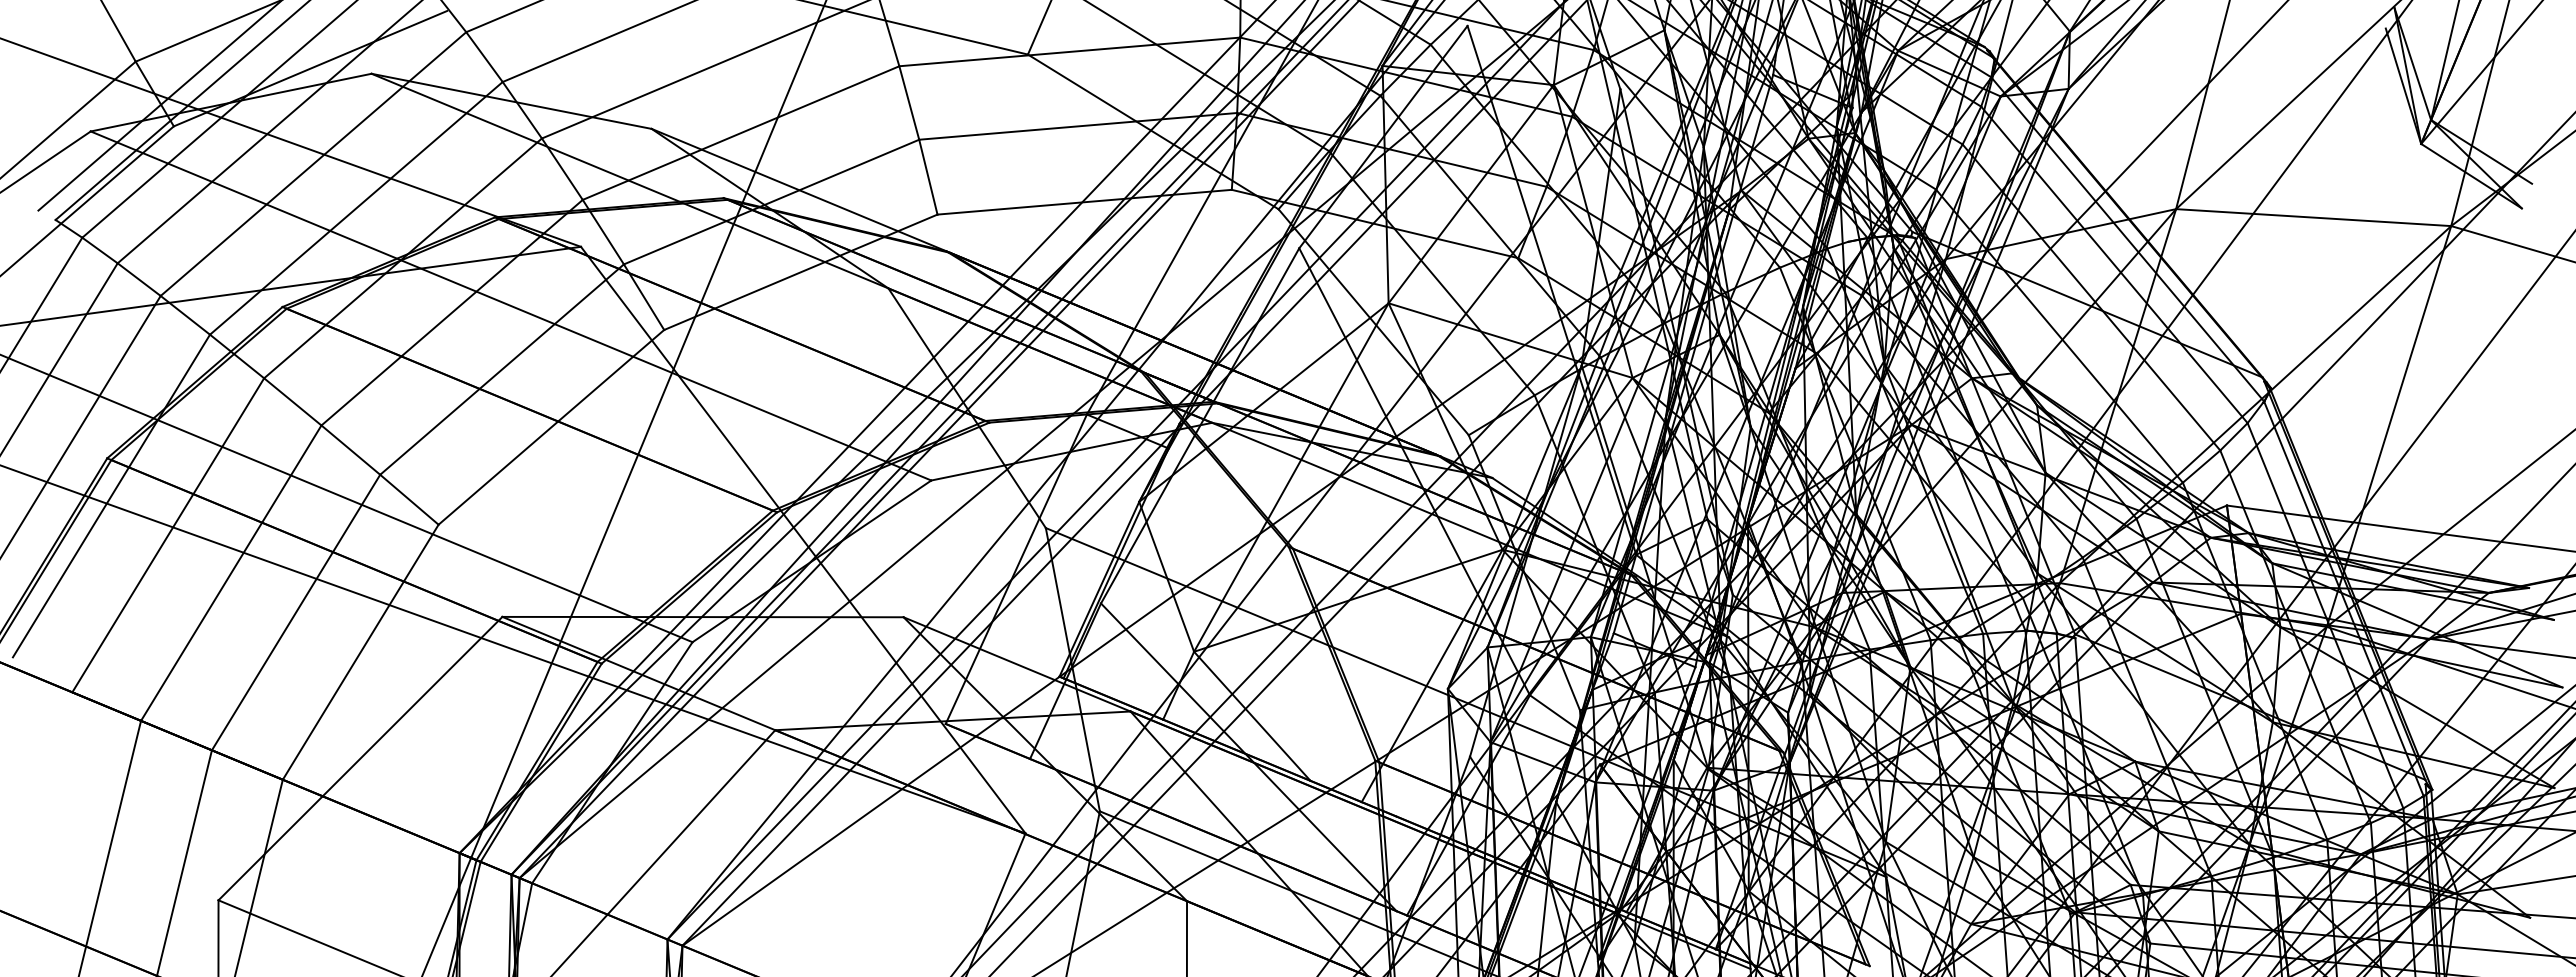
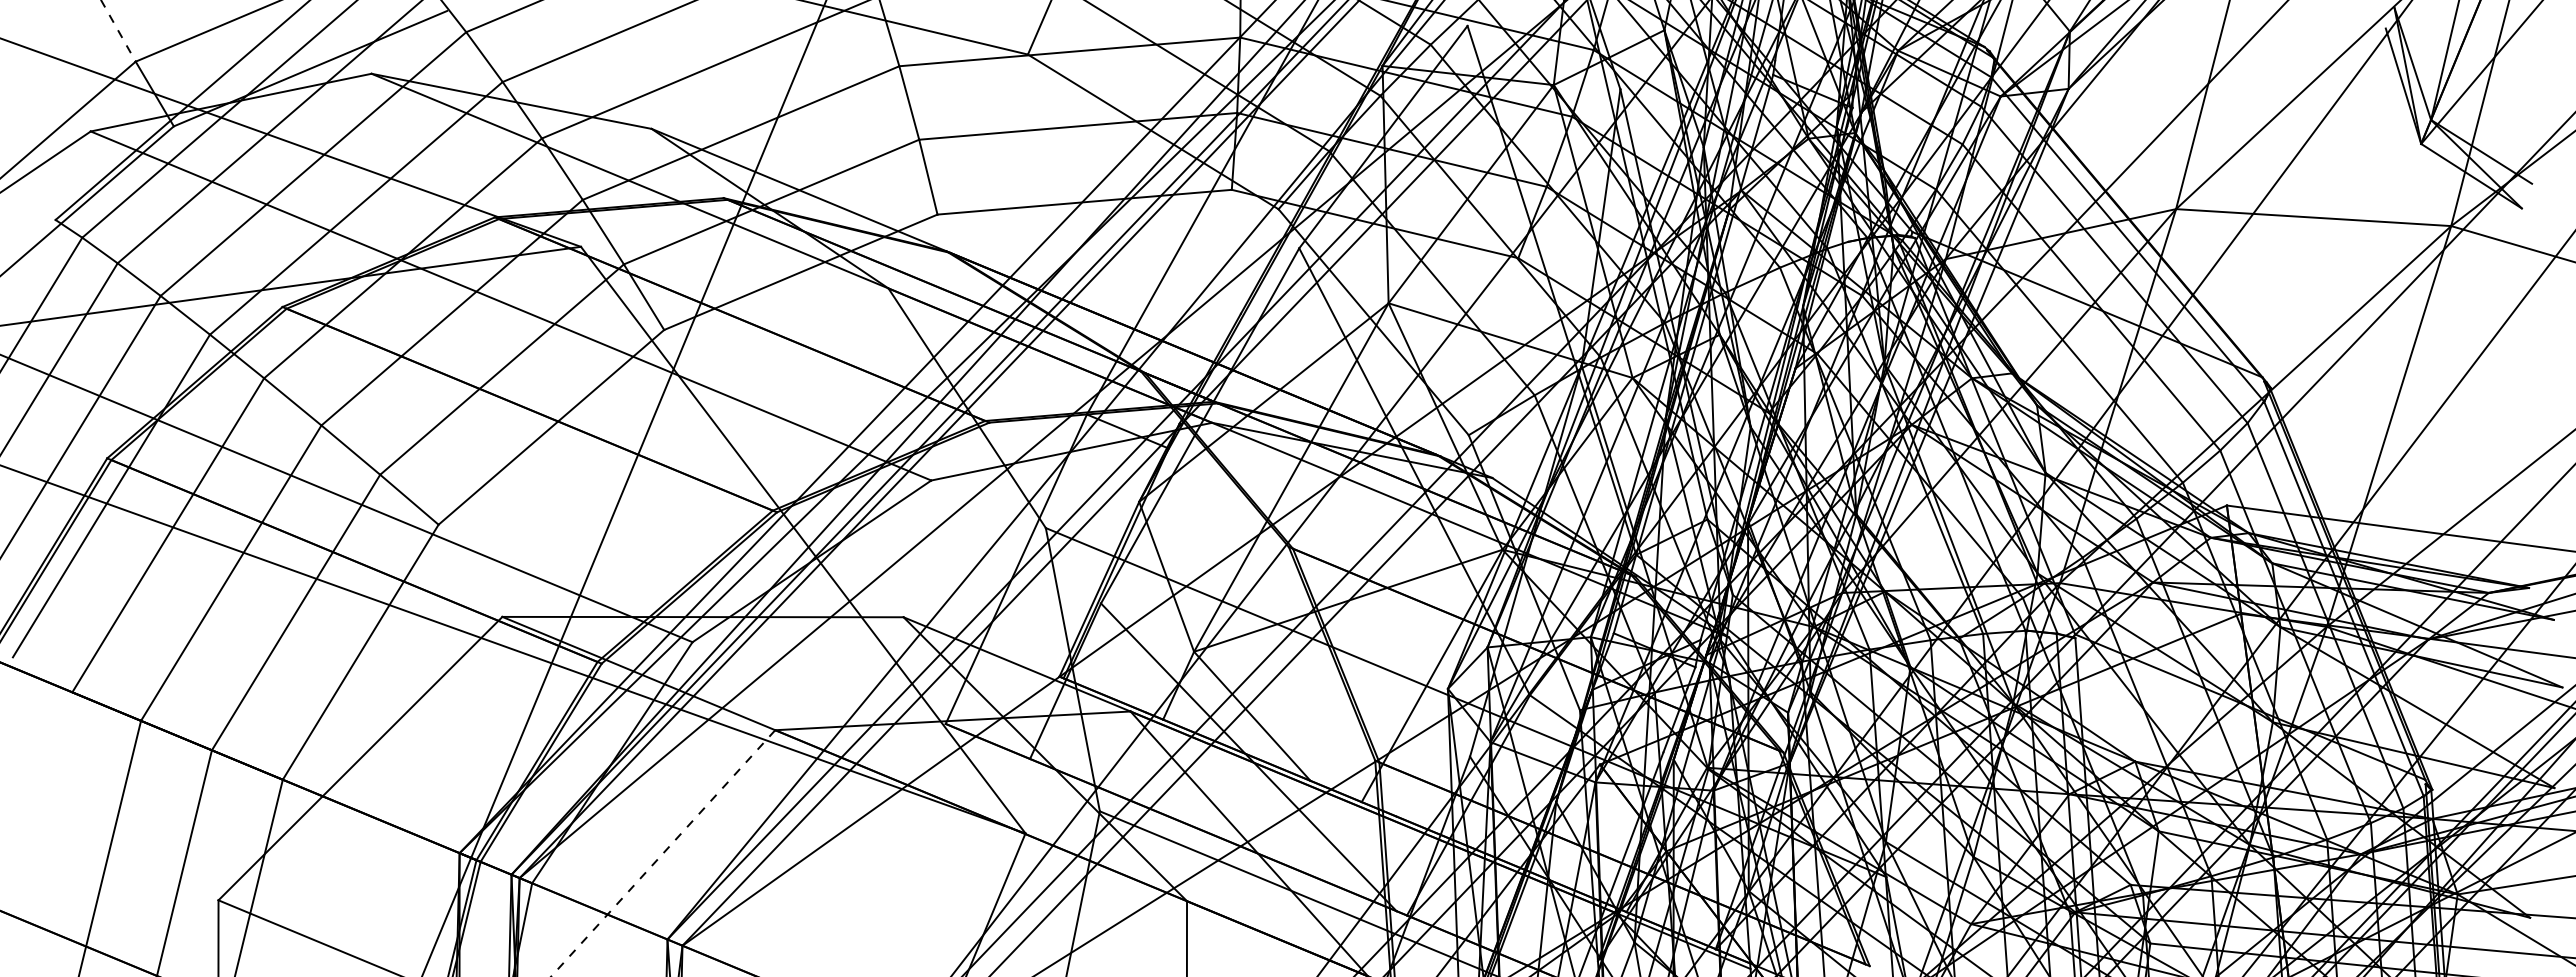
line: solid -> dashed (118, 31)
line: present -> none (158, 106)
line: solid -> dashed (662, 853)
